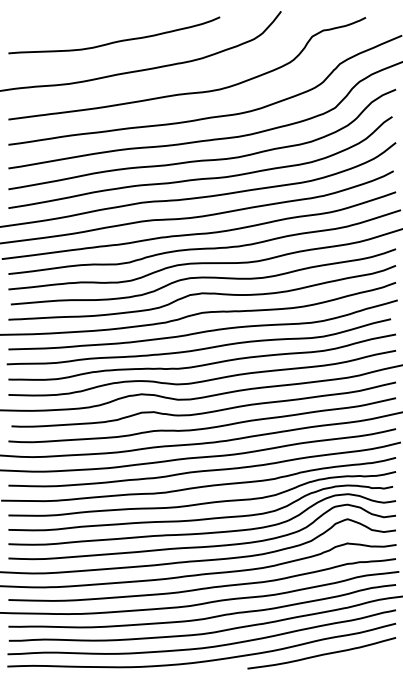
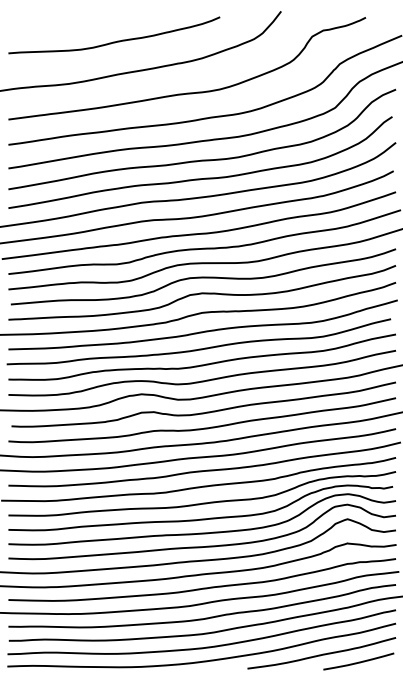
curve: none -> present (358, 661)
